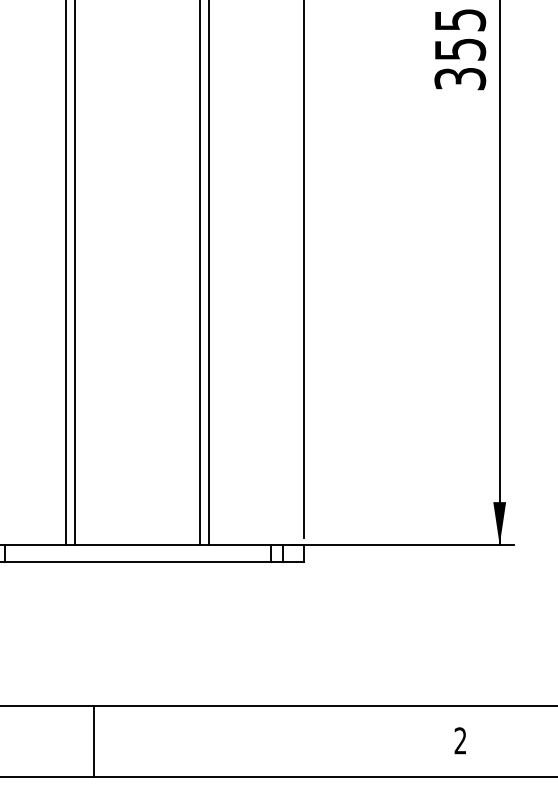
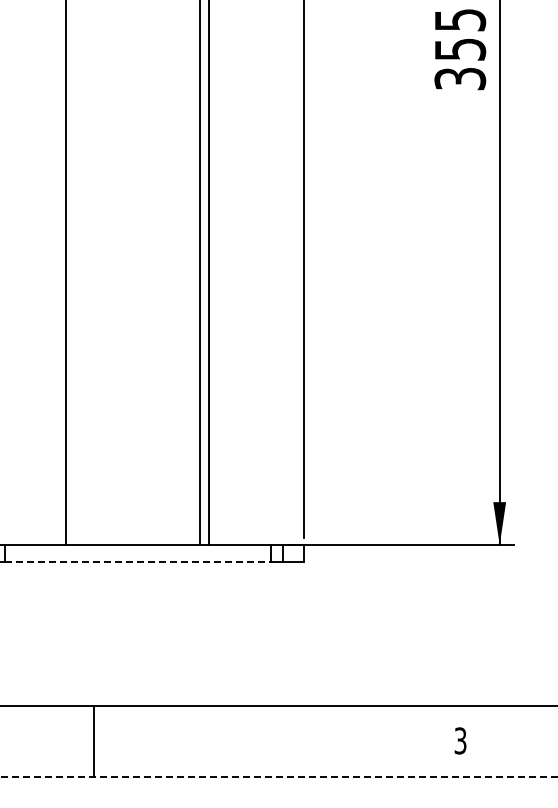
line: present -> none (74, 273)
line: solid -> dashed (137, 562)
text: 2 -> 3 (460, 740)
line: solid -> dashed (279, 777)
